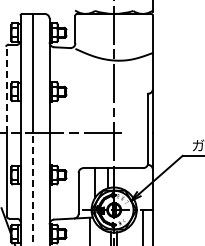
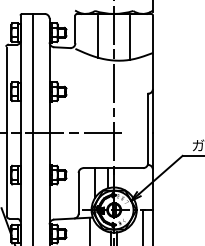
line: none -> present (98, 36)
line: none -> present (130, 37)
line: dashed -> solid (6, 90)
line: dashed -> solid (33, 189)
